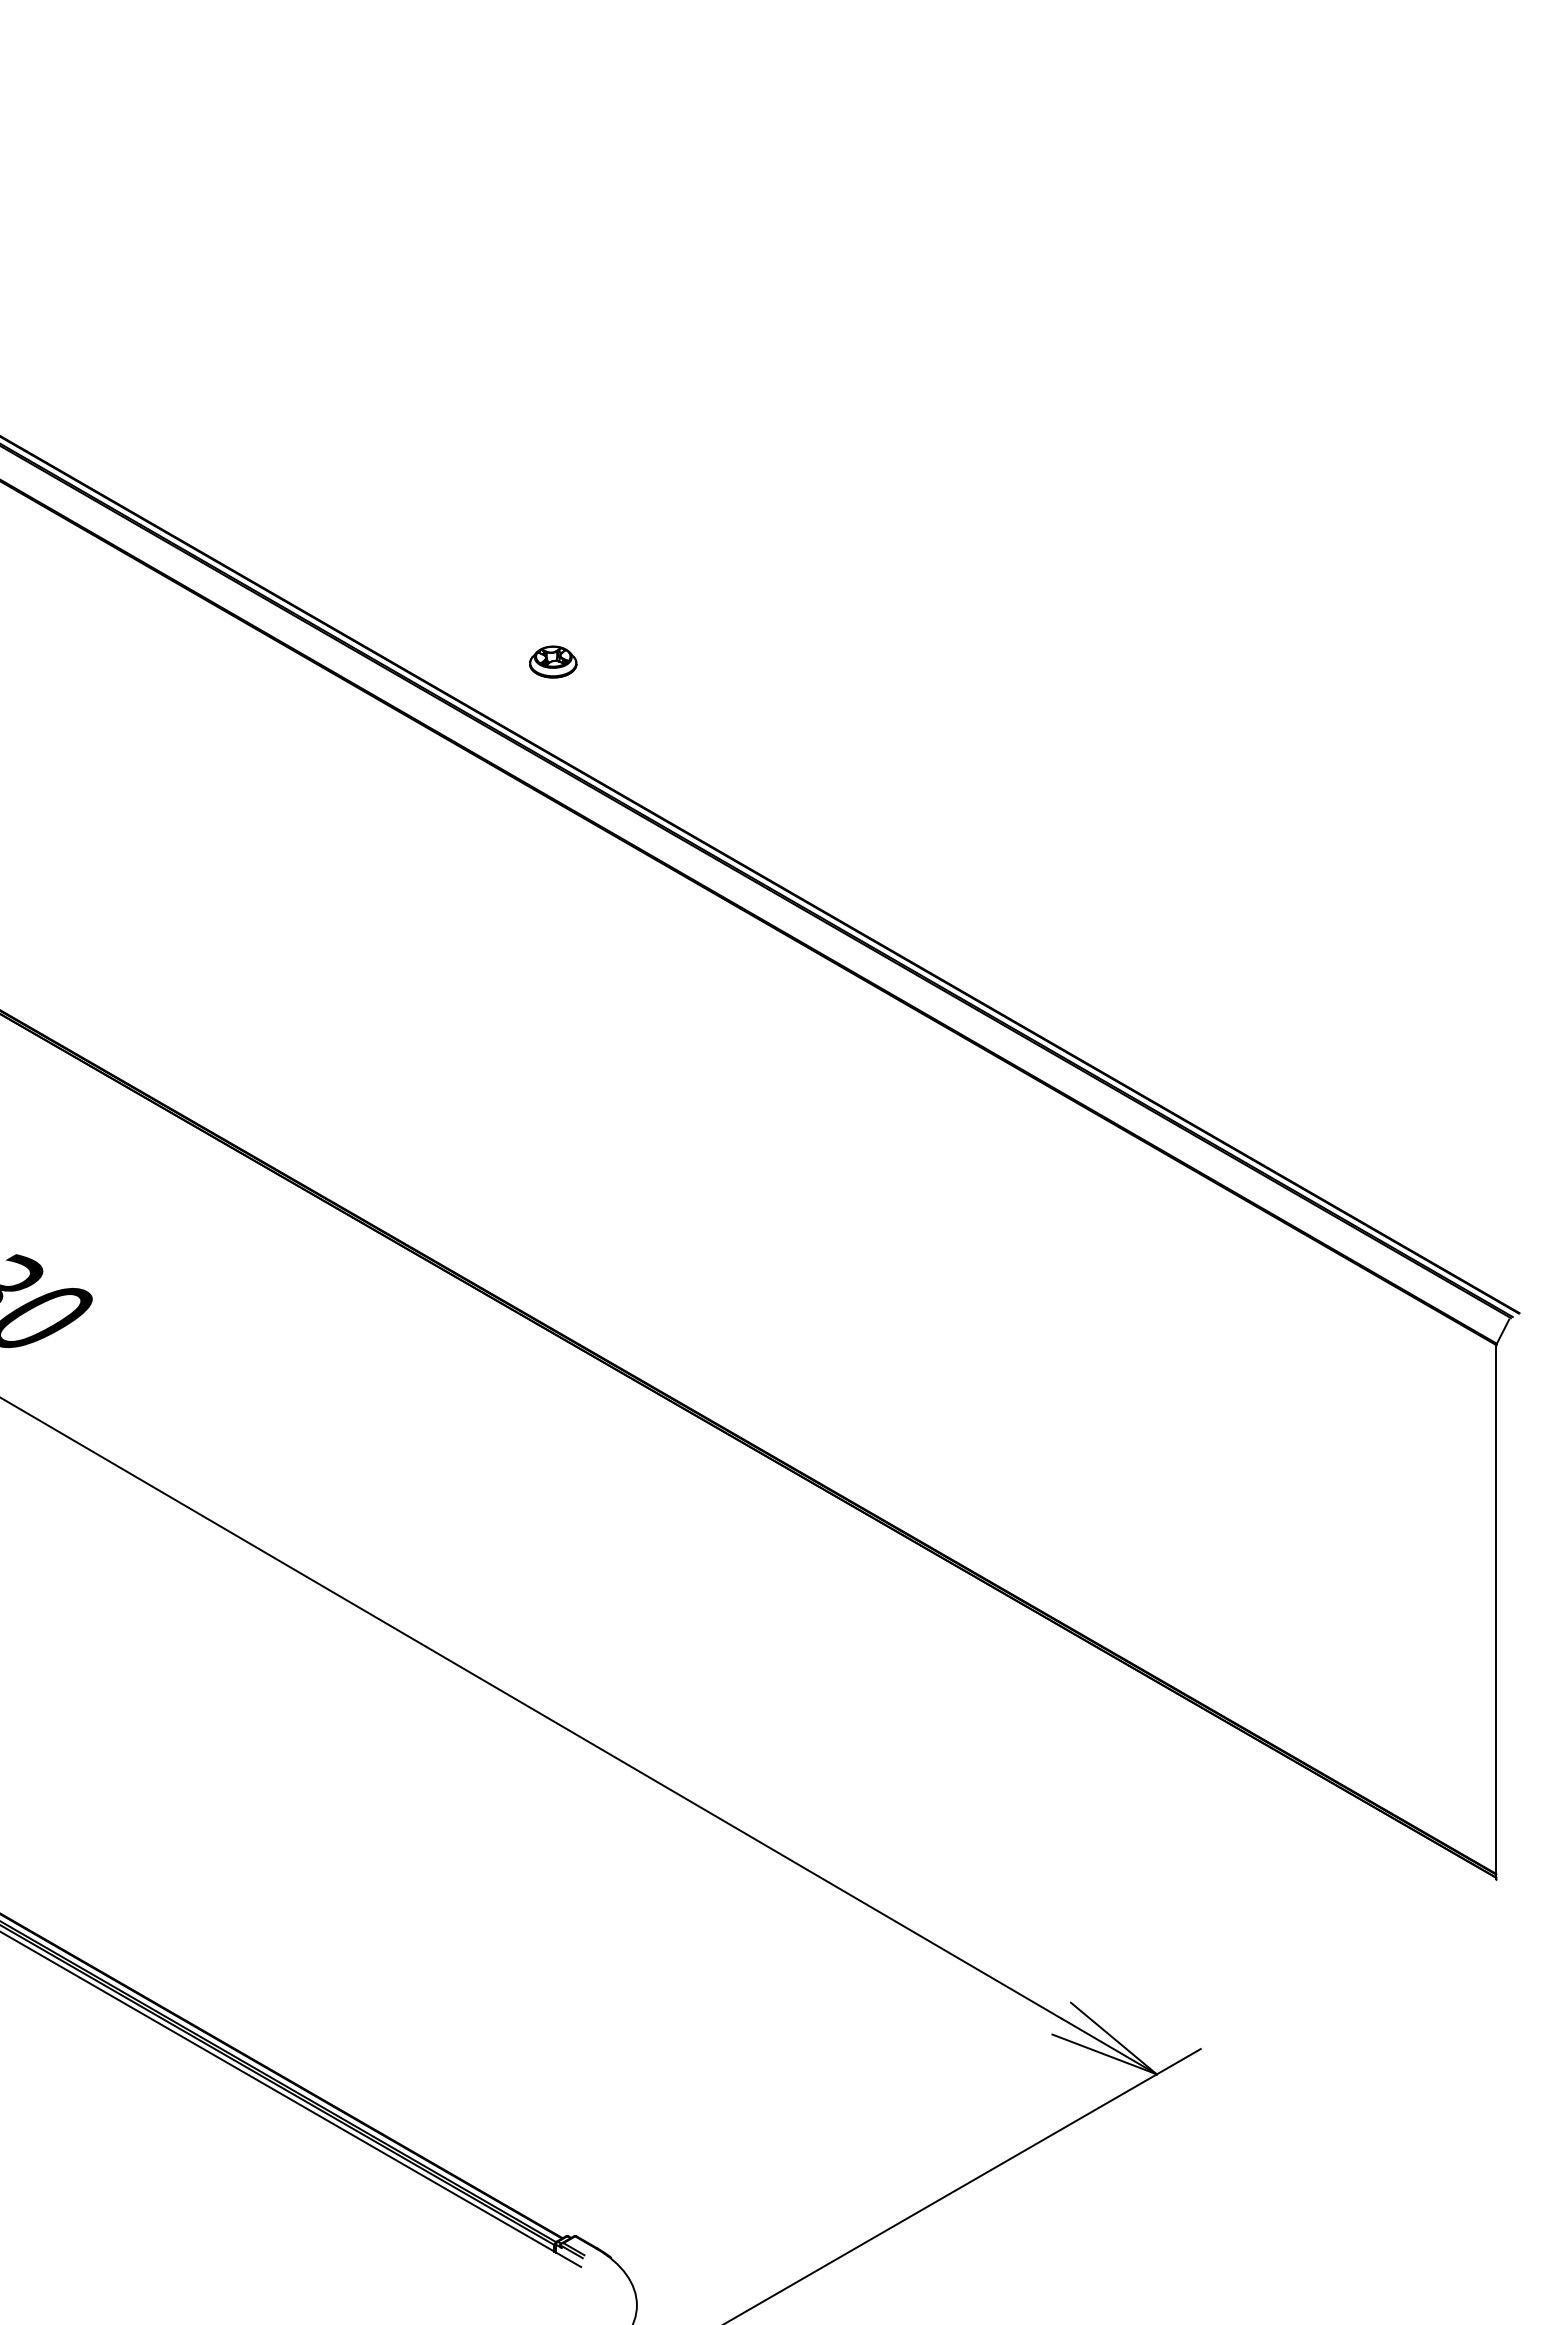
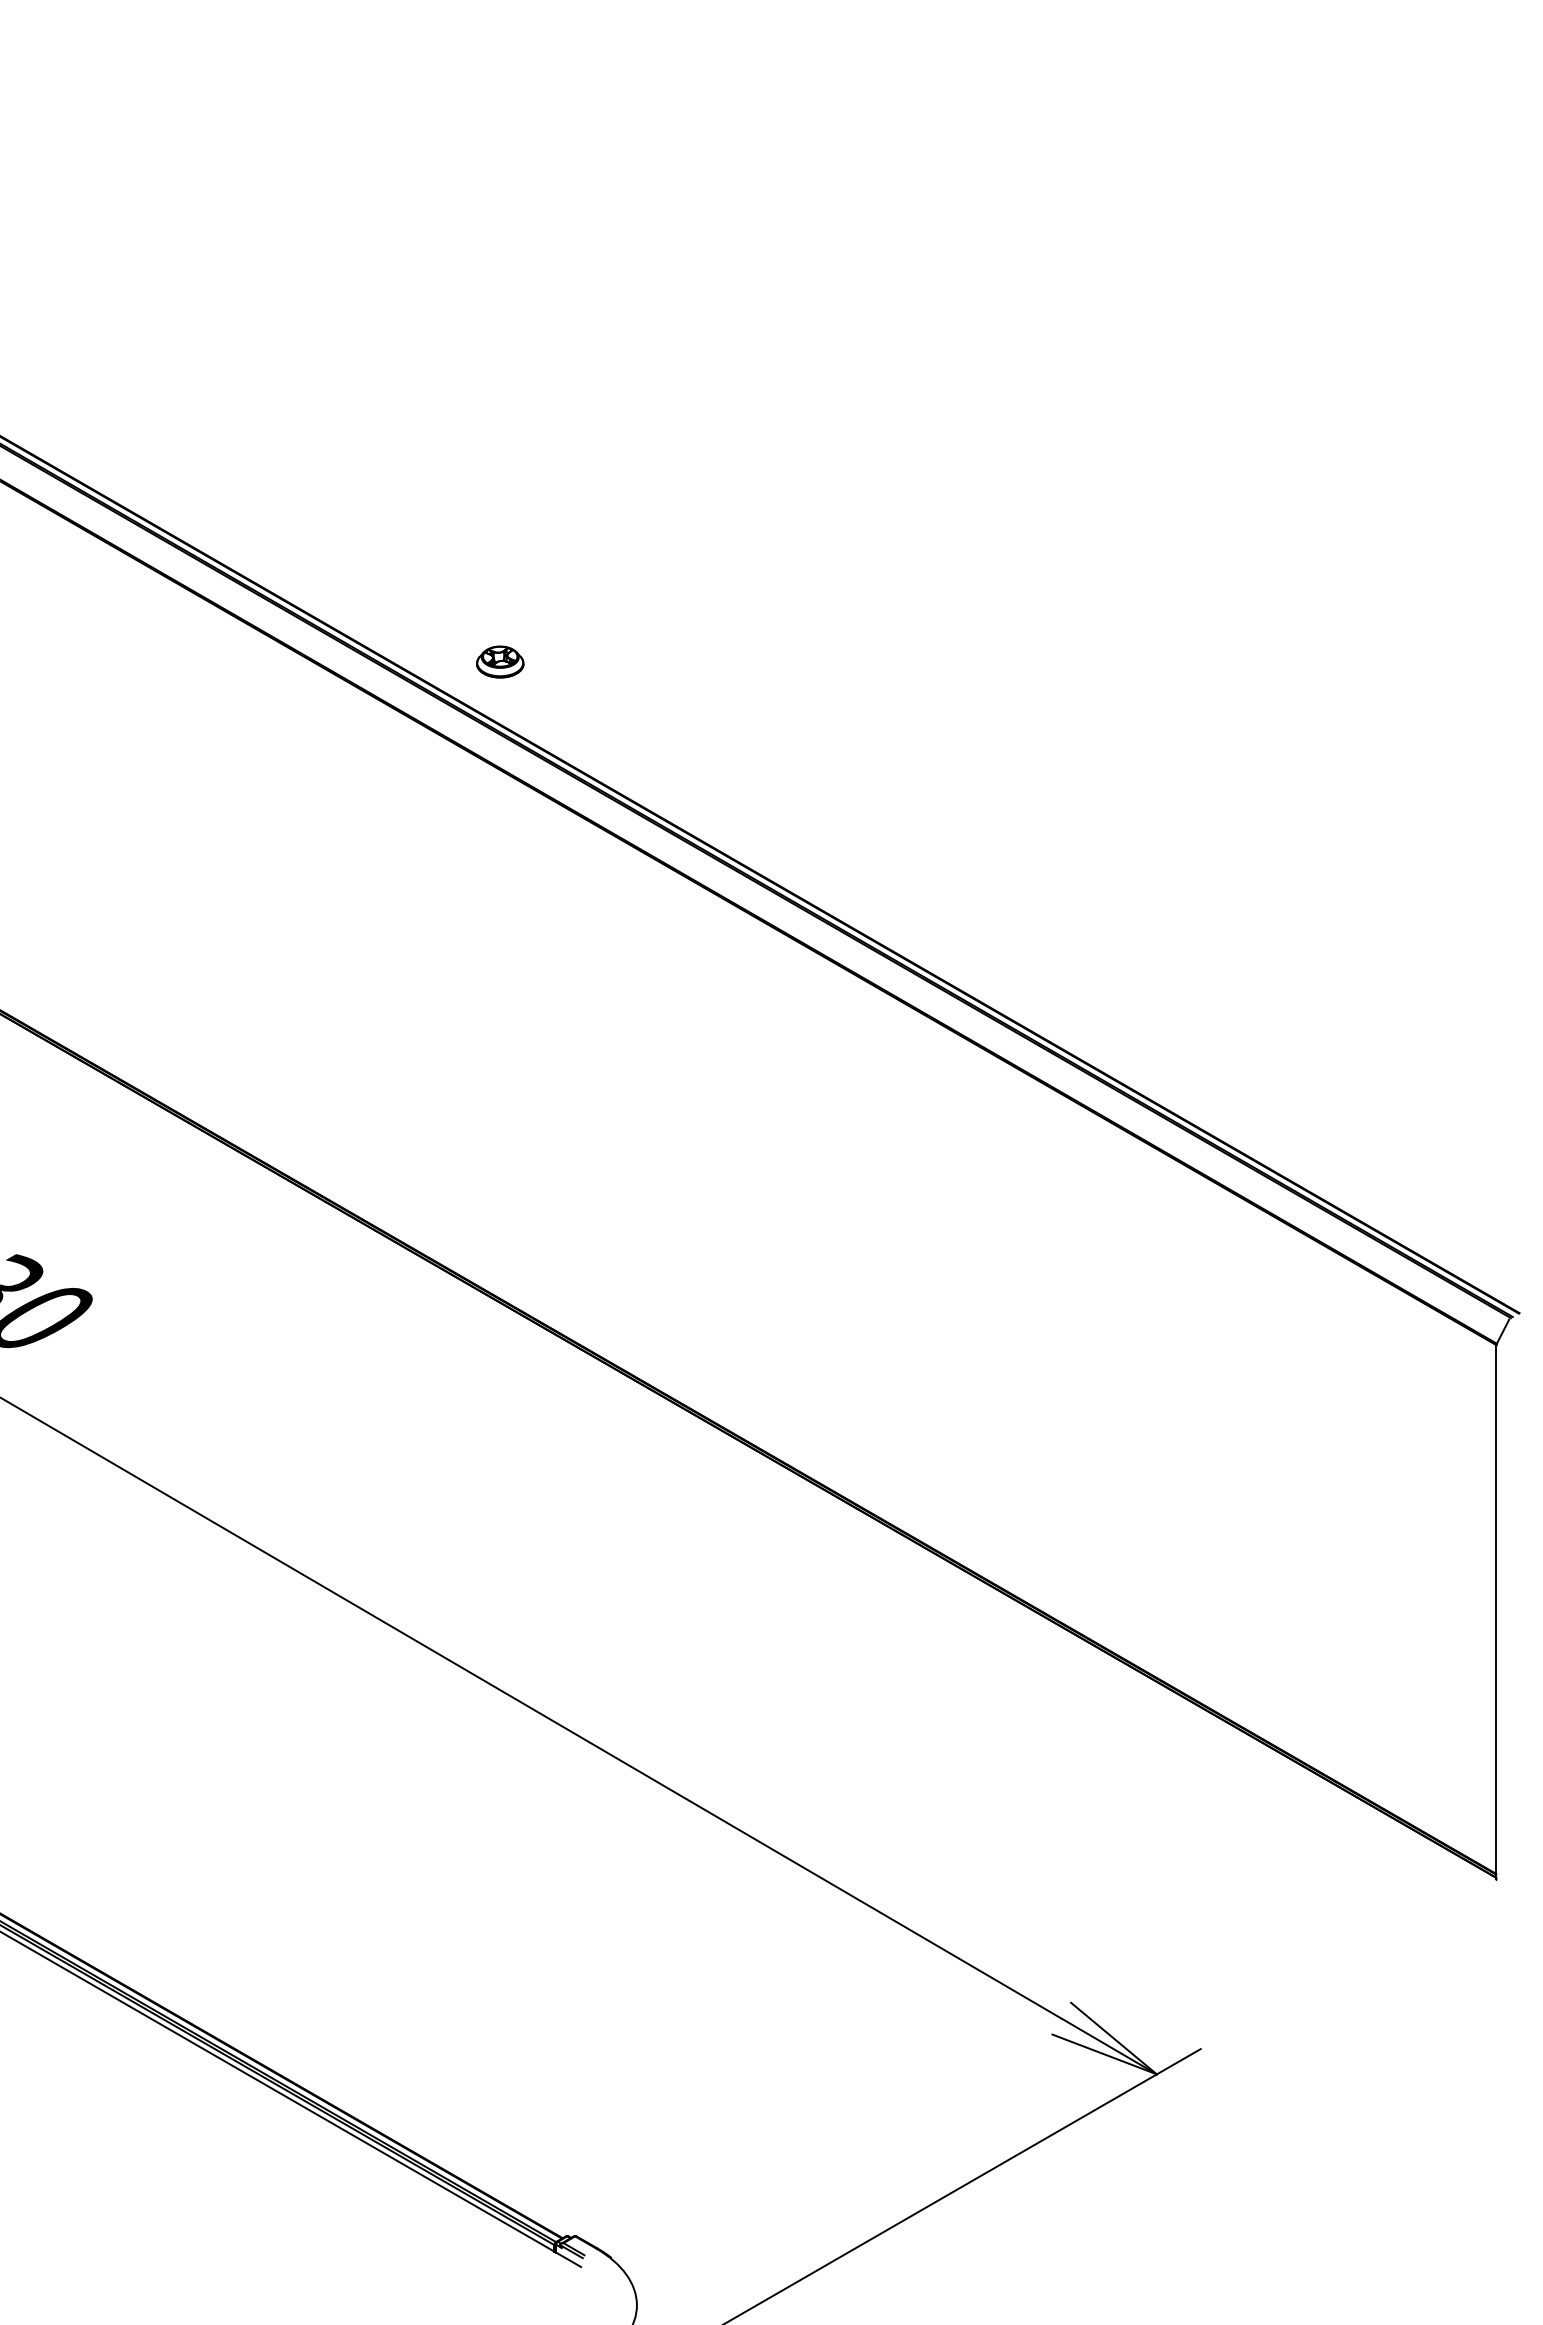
part position: (553, 661) -> (500, 661) (500, 661)
